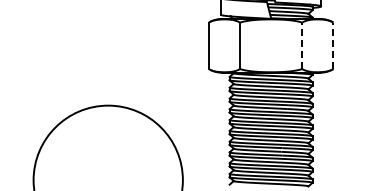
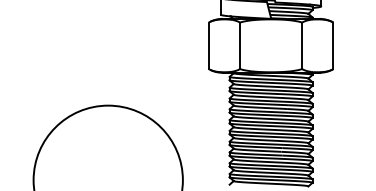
line: dashed -> solid (302, 45)
line: dashed -> solid (333, 45)
